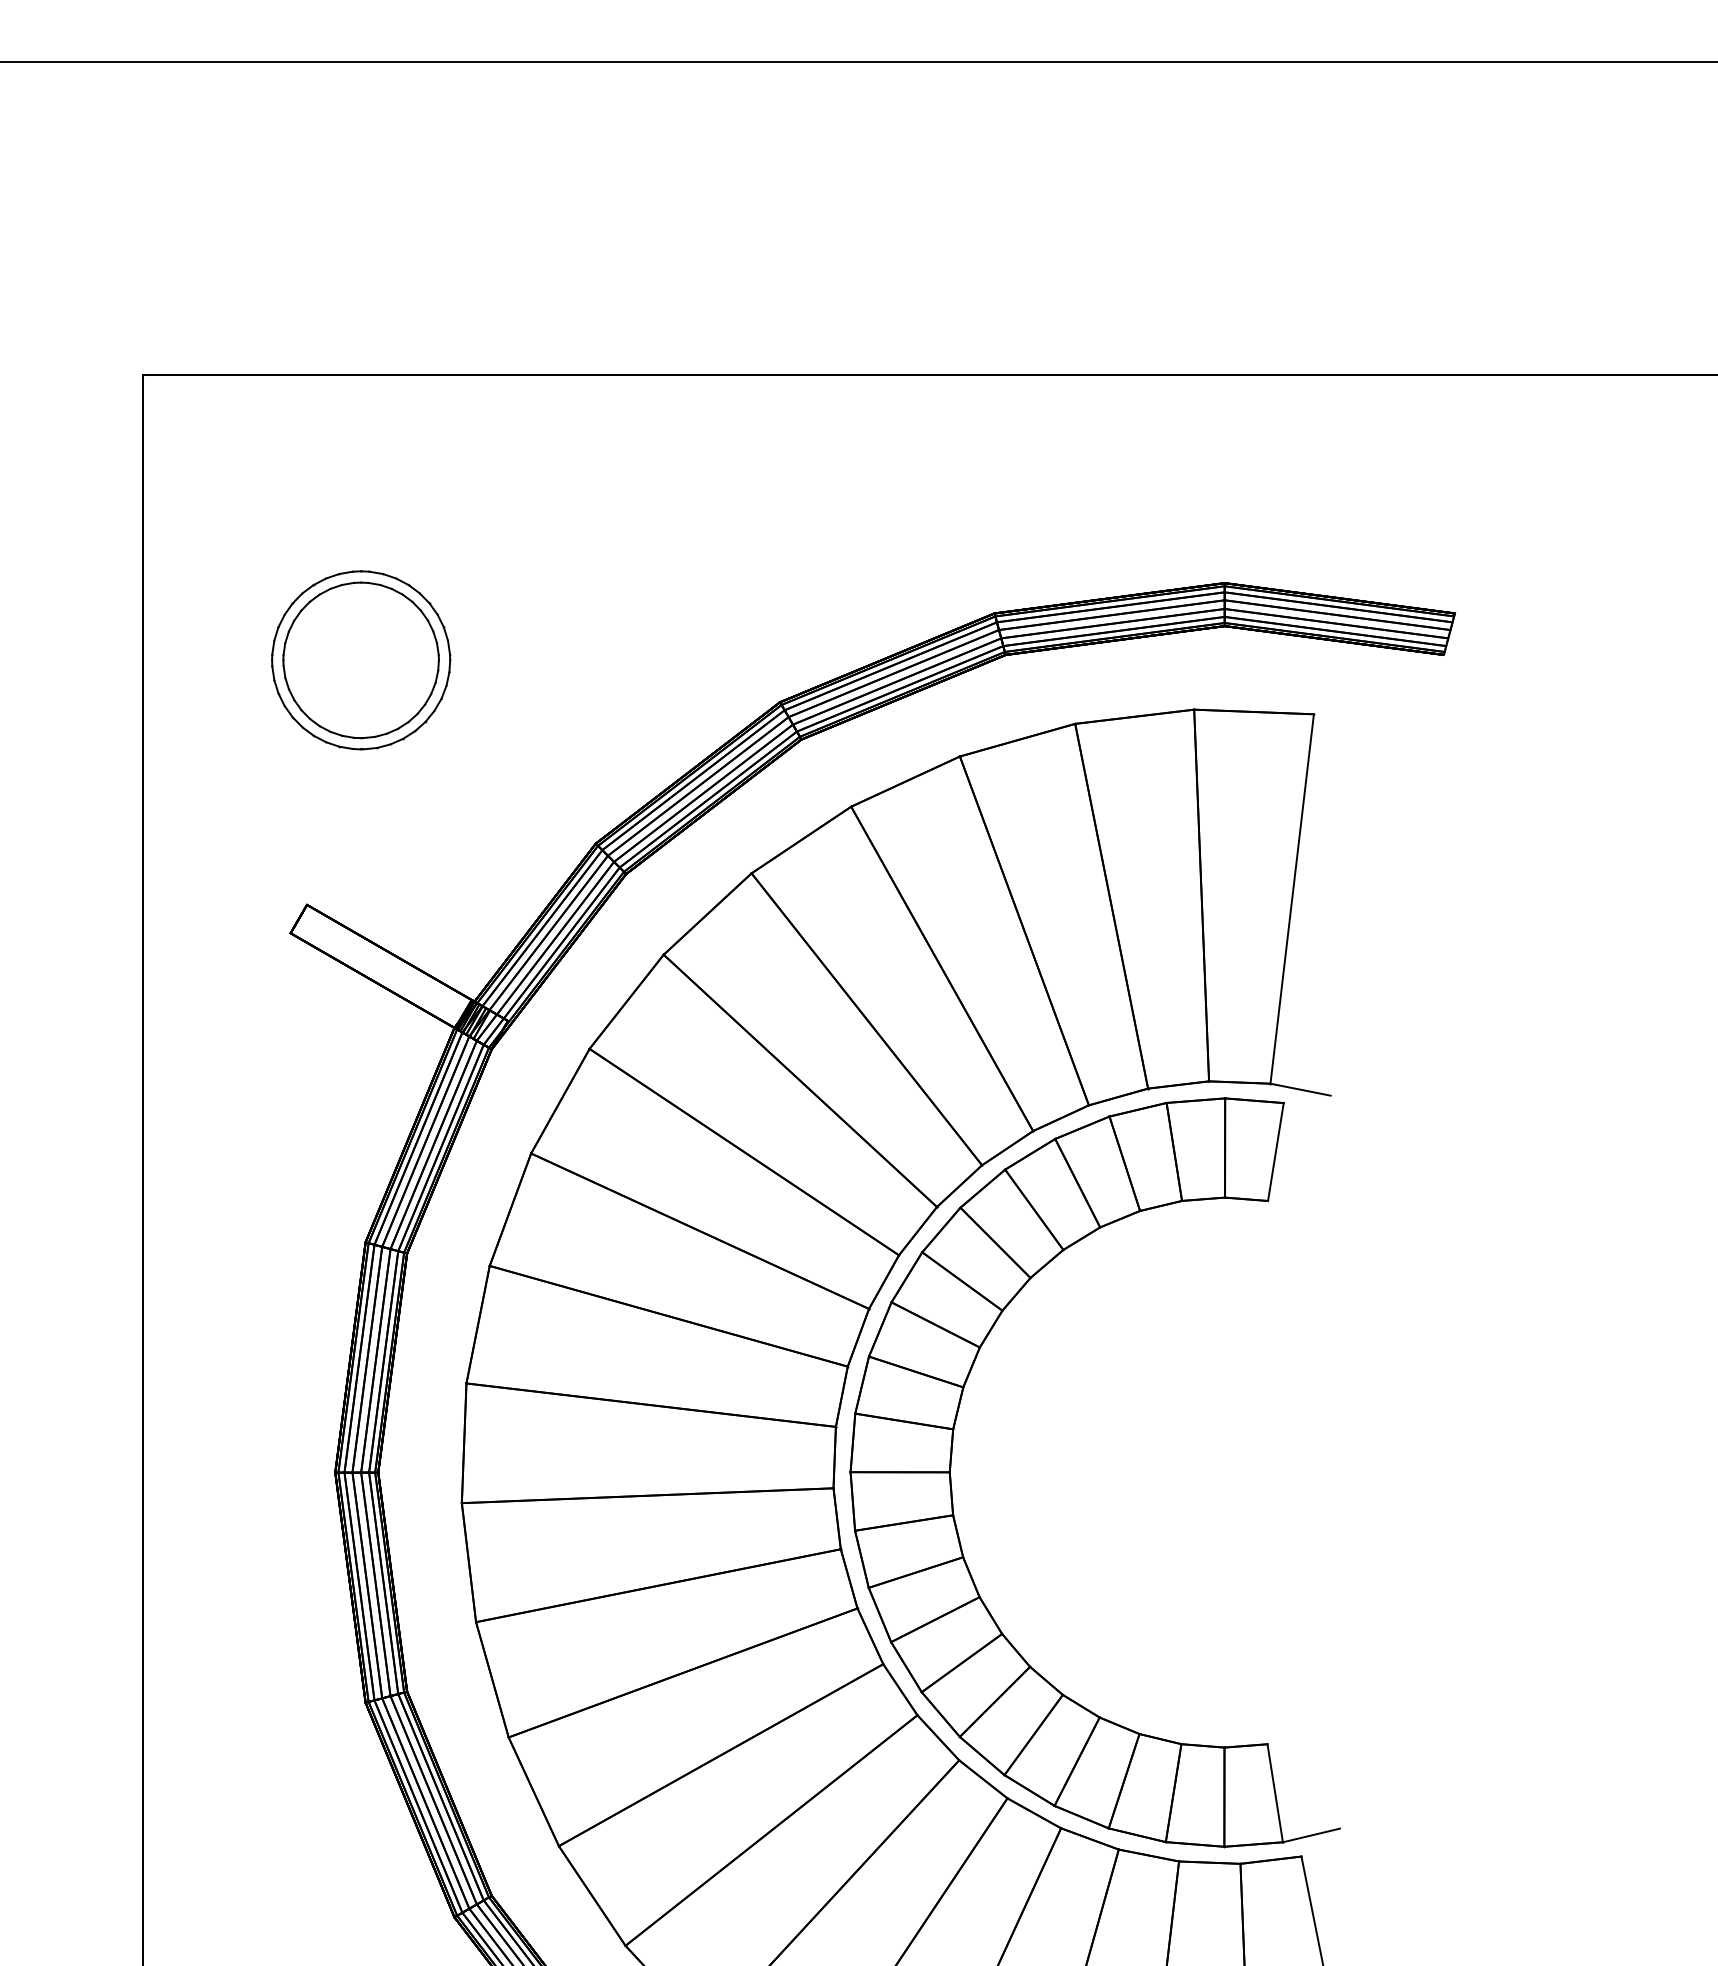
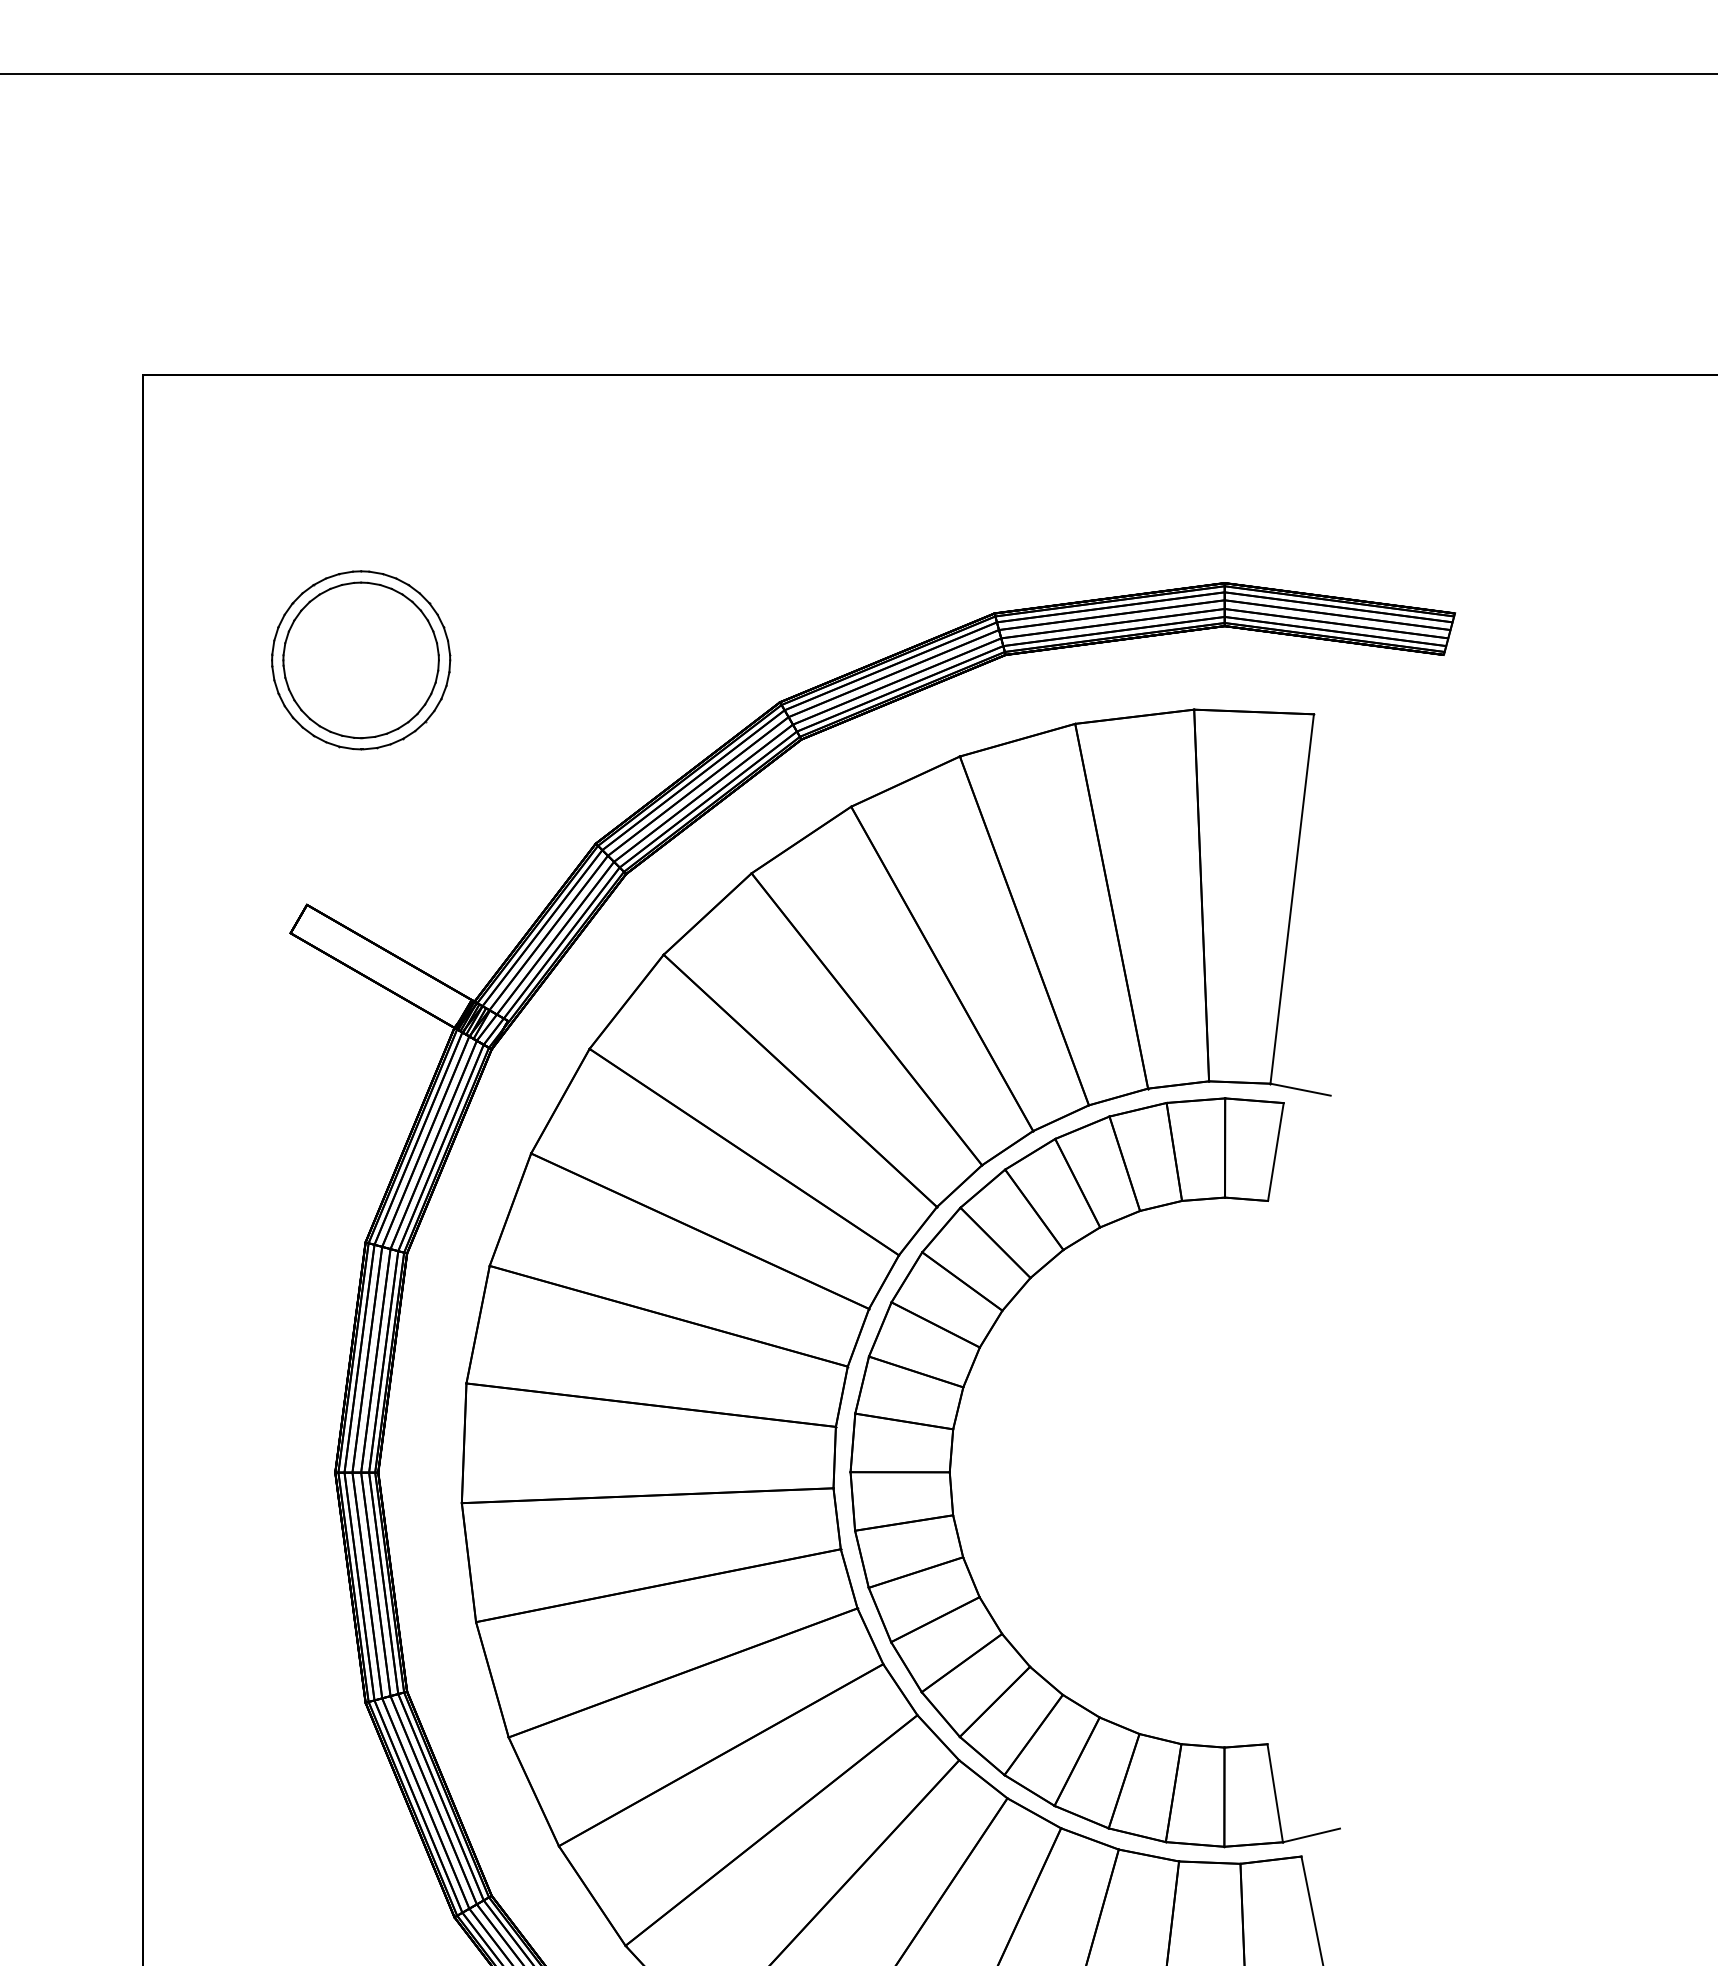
line position: (858, 61) -> (858, 73) (858, 73)
